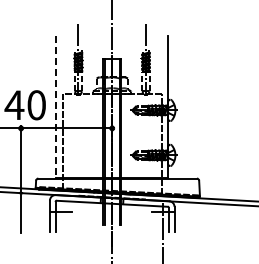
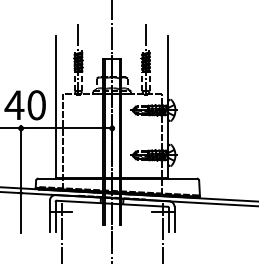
line: dashed -> solid (55, 107)
line: none -> present (61, 231)
